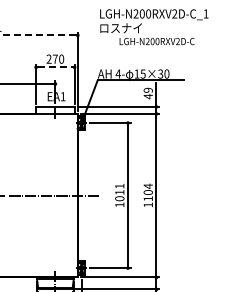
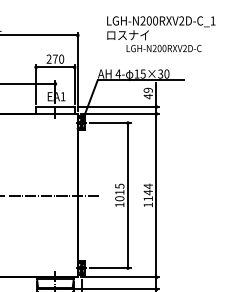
text position: (154, 27) -> (161, 34) (161, 34)
line: dashed -> solid (38, 35)
line: dashed -> solid (55, 67)
text: 1011 -> 1015 (119, 185)
text: 1104 -> 1144 (147, 192)
